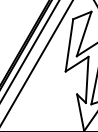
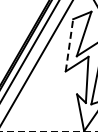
line: solid -> dashed (69, 44)
line: solid -> dashed (48, 131)
